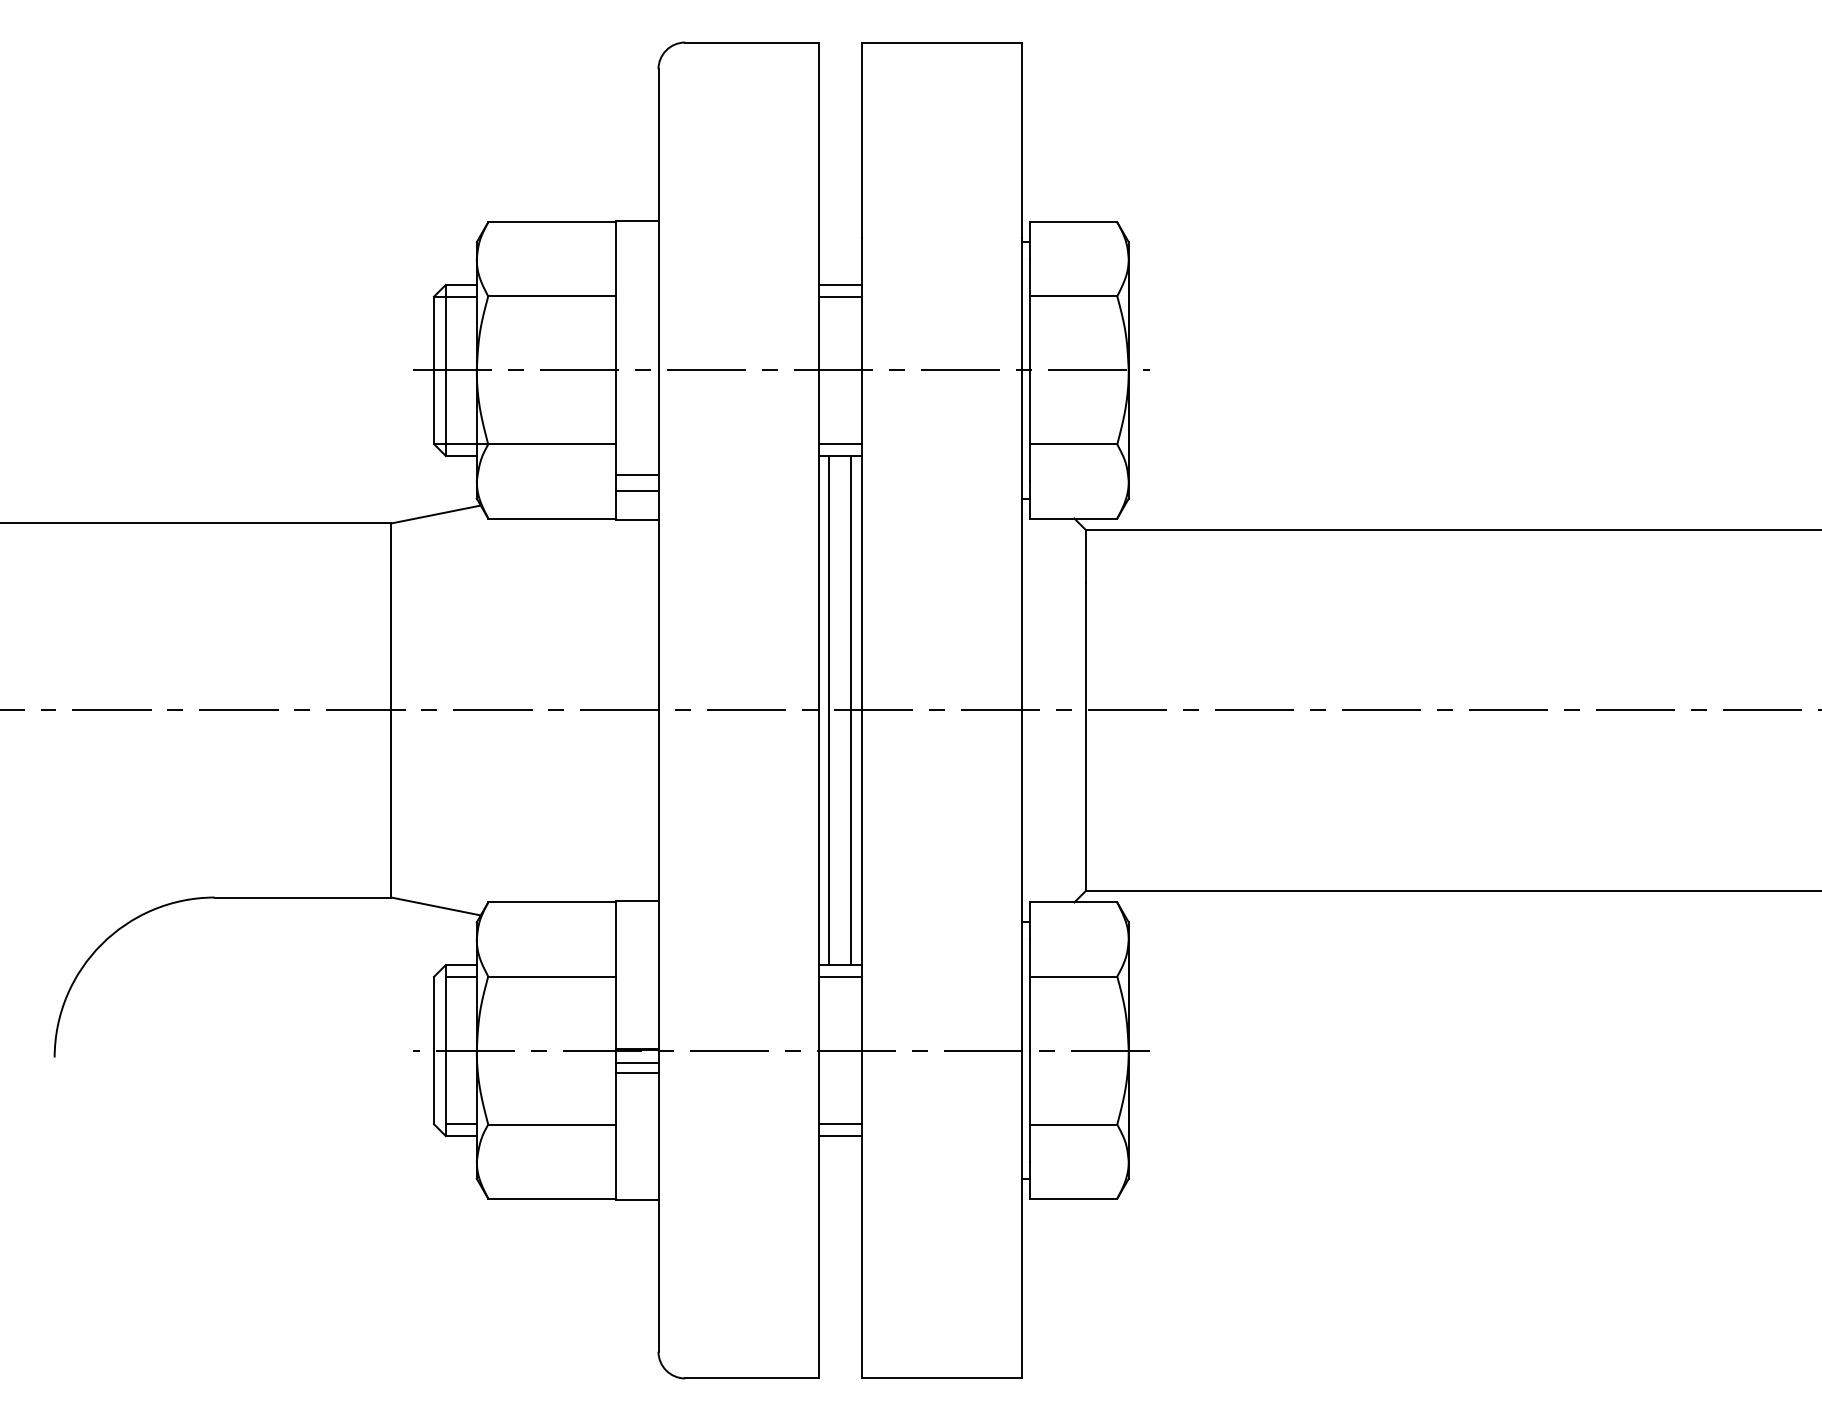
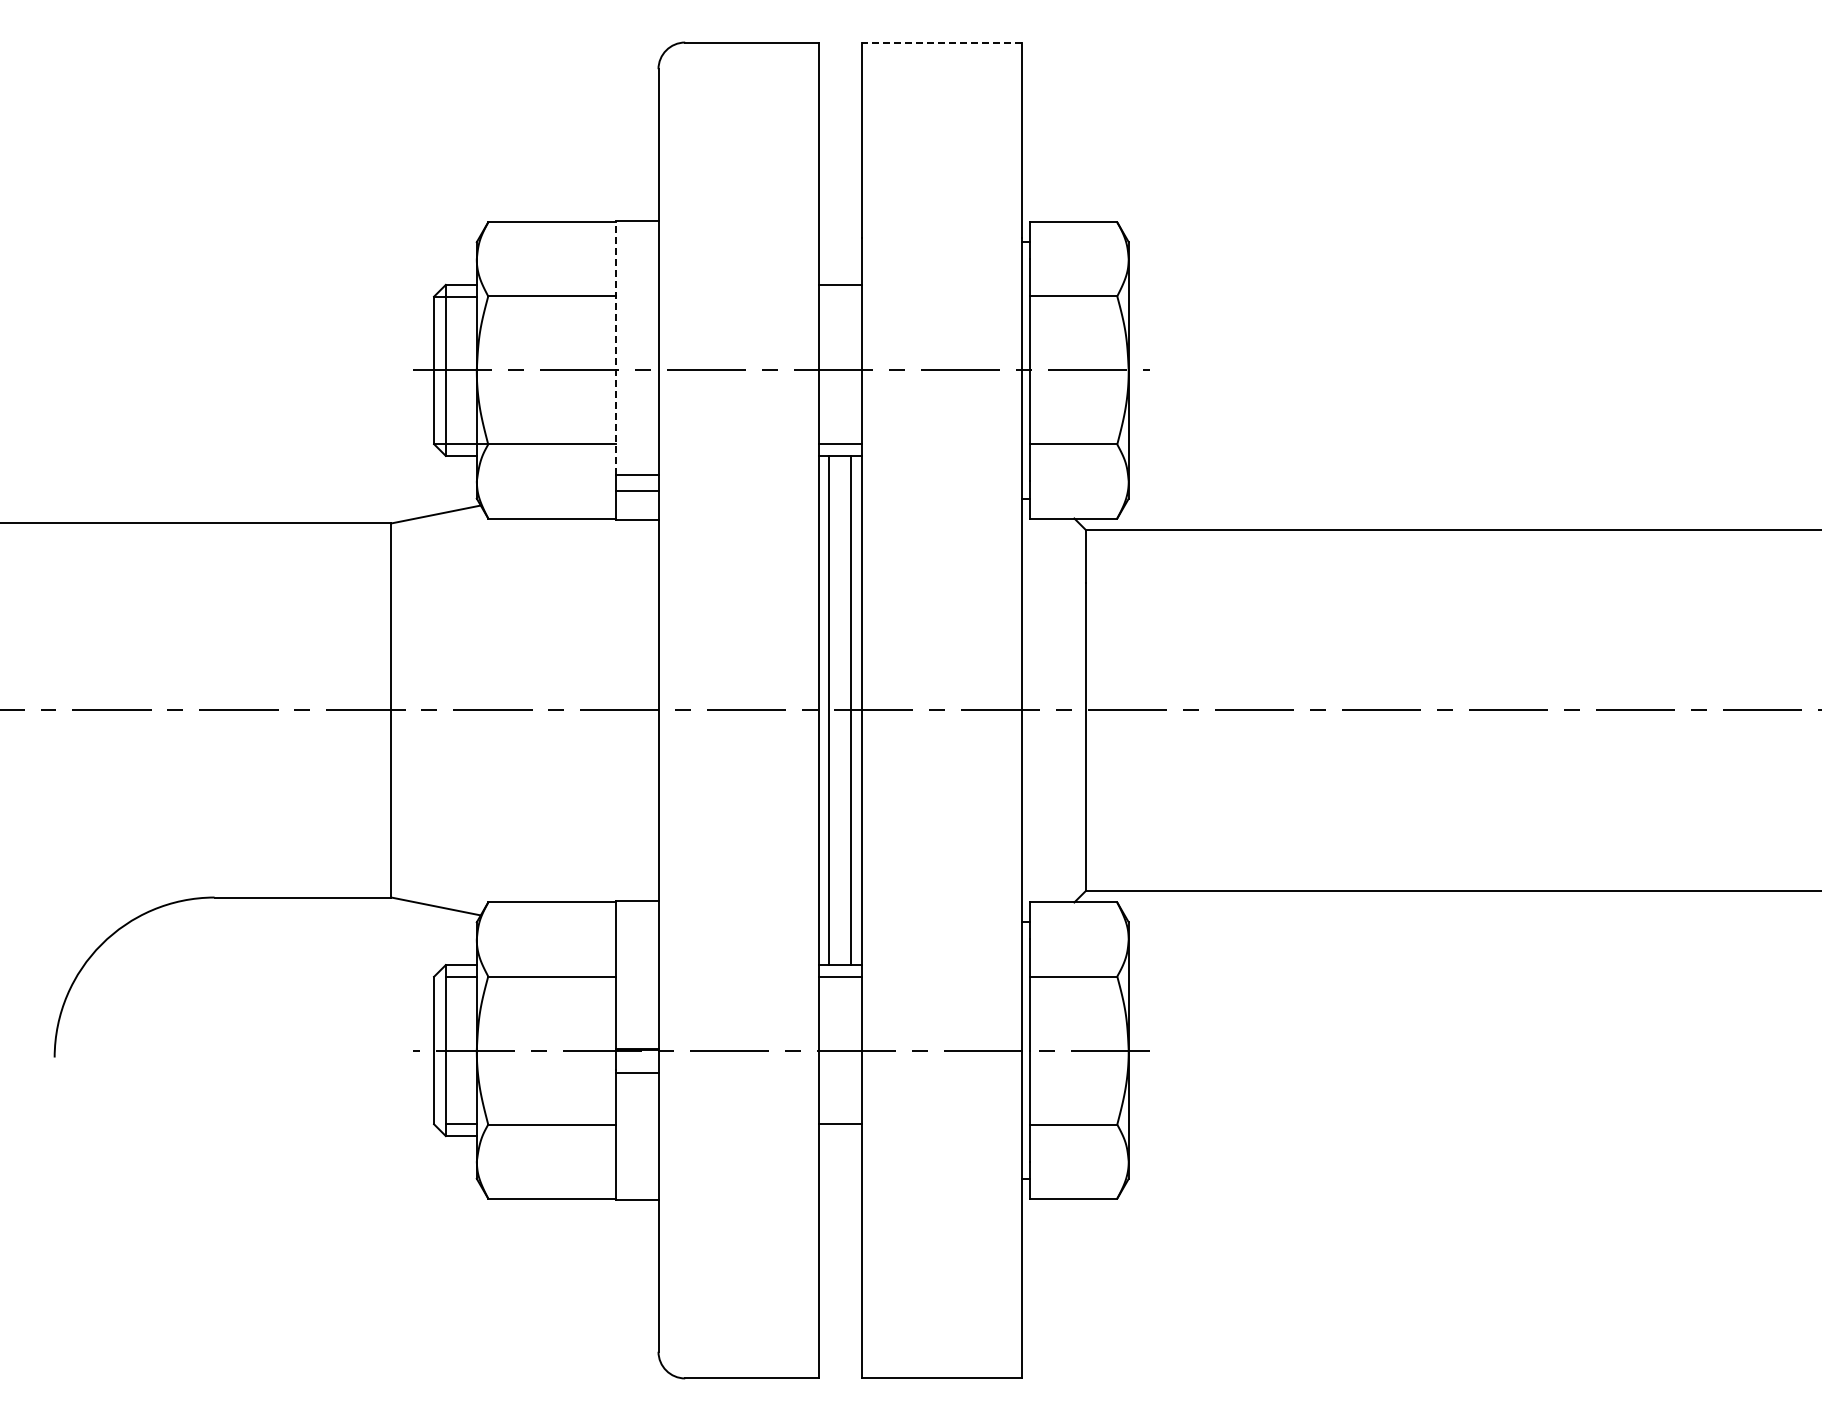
line: solid -> dashed (941, 42)
line: present -> none (839, 296)
line: solid -> dashed (615, 347)
line: present -> none (636, 1063)
line: present -> none (839, 1136)
